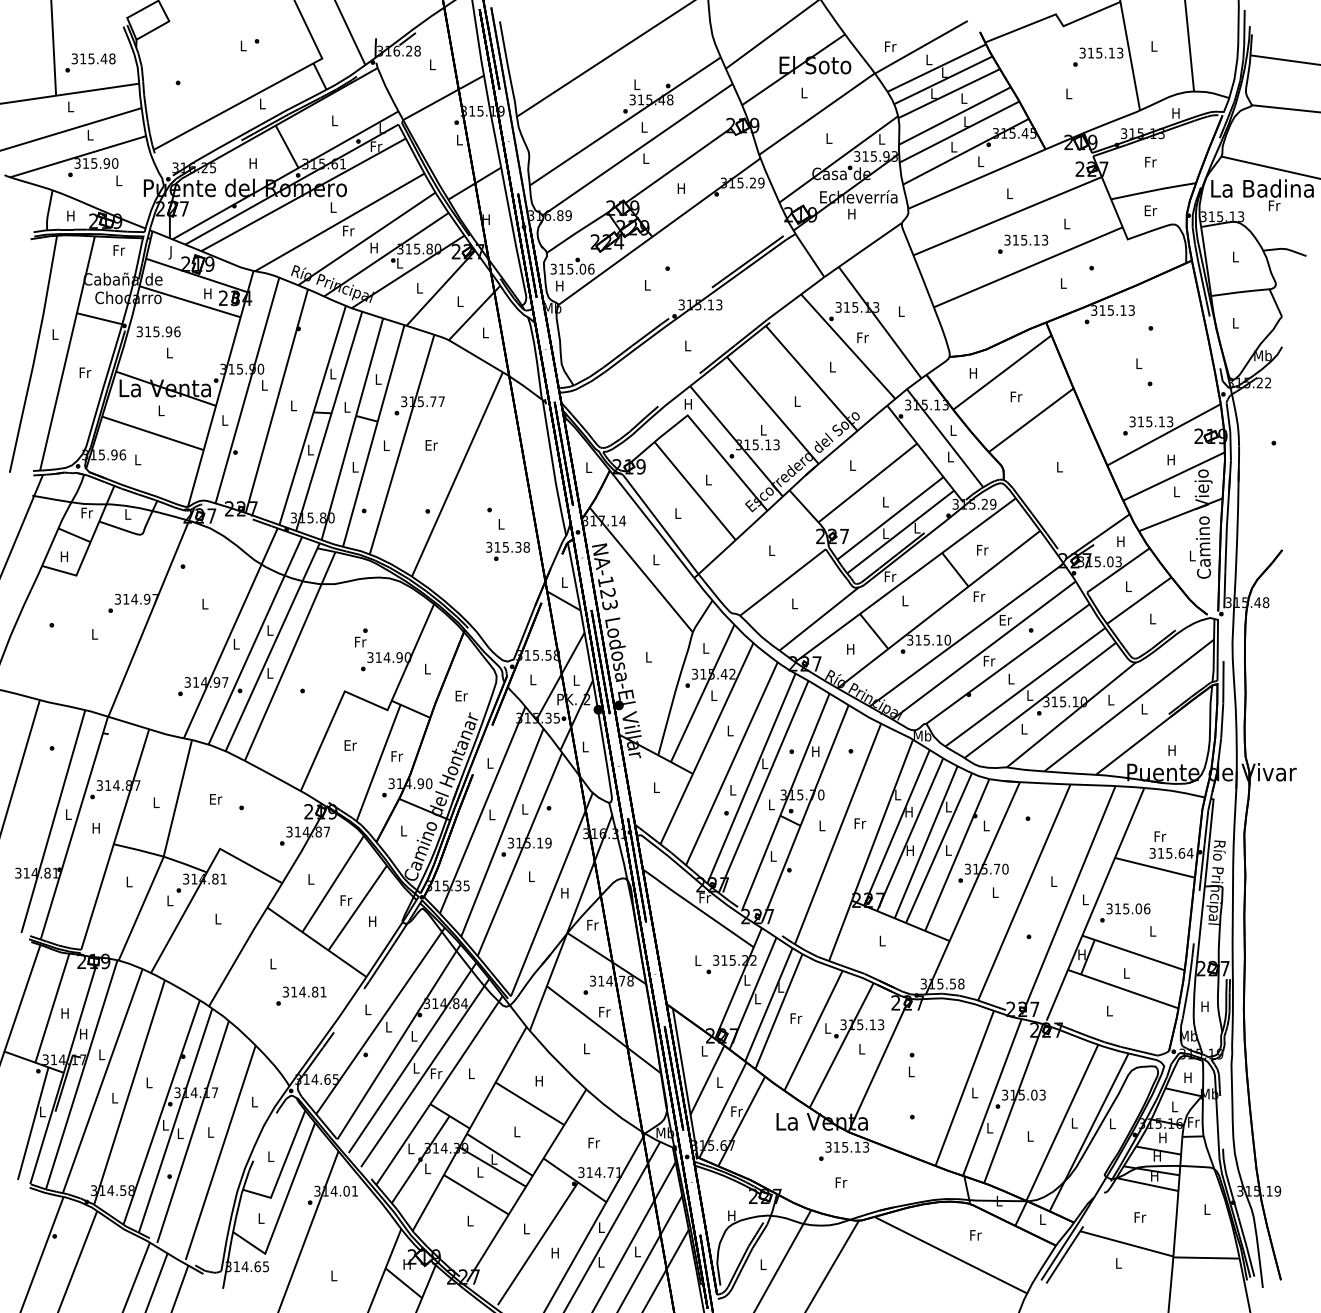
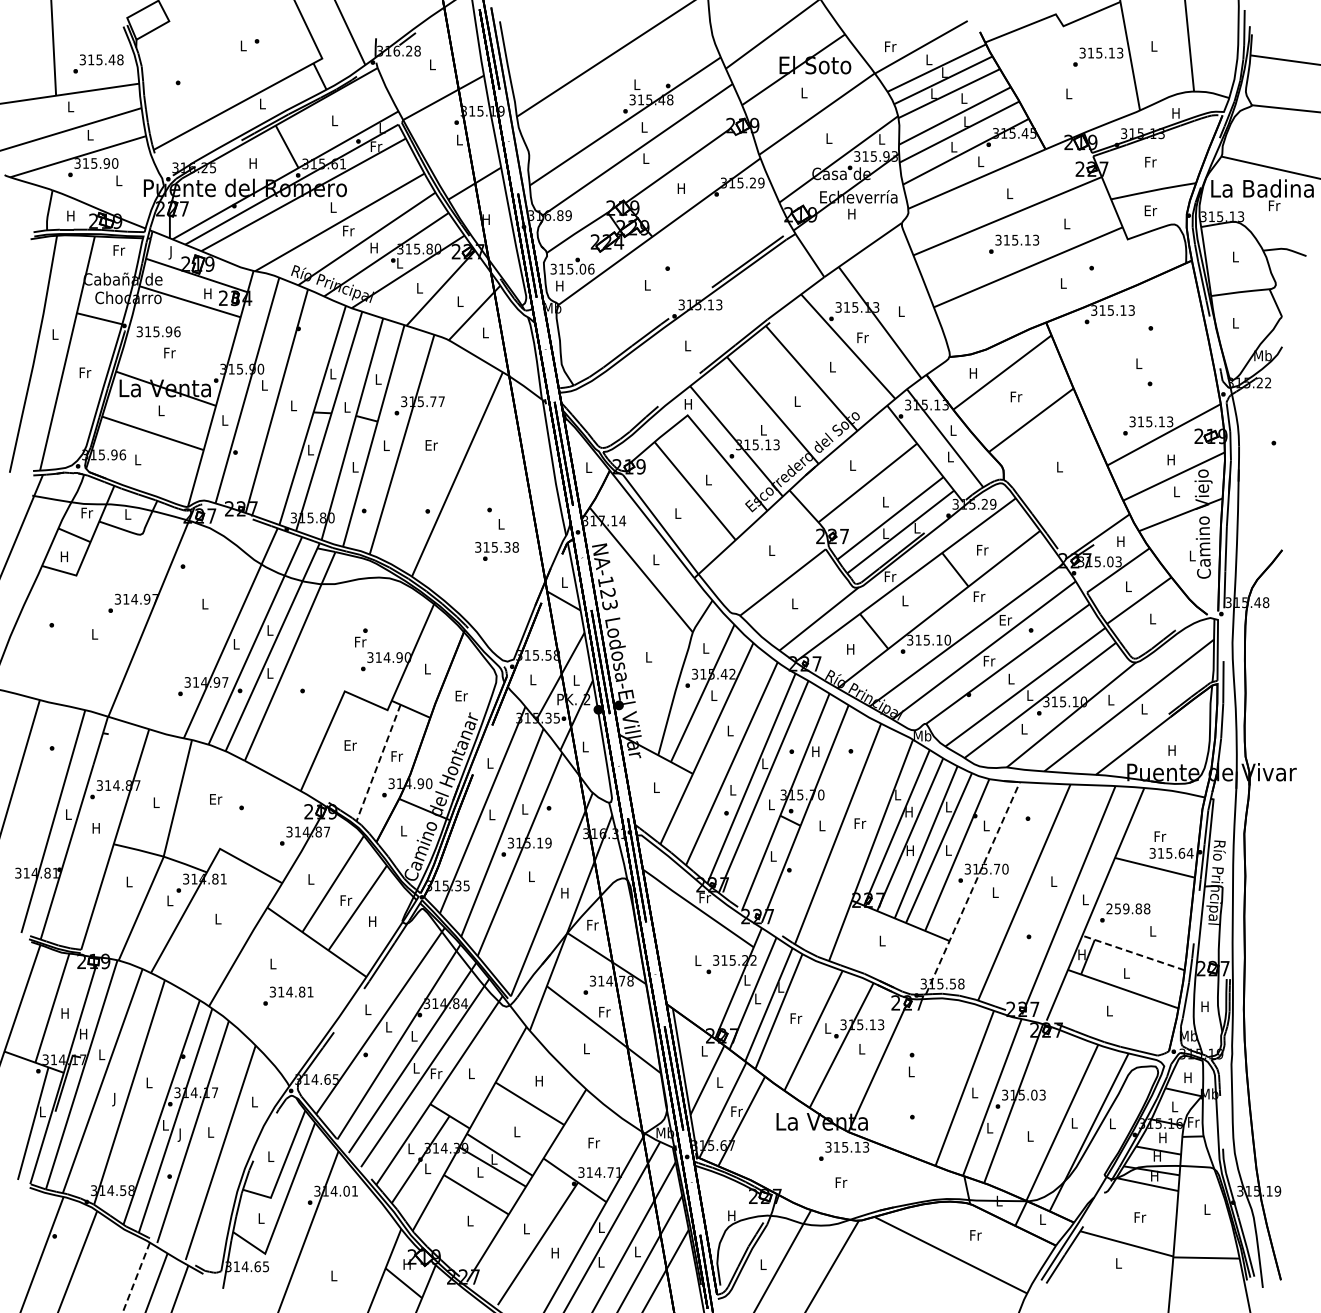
text position: (90, 62) -> (98, 63) (98, 63)
text position: (1023, 243) -> (1014, 243) (1014, 243)
text: L -> Fr (169, 352)
text position: (507, 551) -> (496, 551) (496, 551)
line: solid -> dashed (378, 763)
line: solid -> dashed (972, 888)
text: 315.06 -> 259.88 (1128, 908)
line: solid -> dashed (1133, 953)
text position: (301, 995) -> (288, 995) (288, 995)
text: L -> J (115, 1099)
text: L -> J (180, 1134)
line: solid -> dashed (136, 1278)
